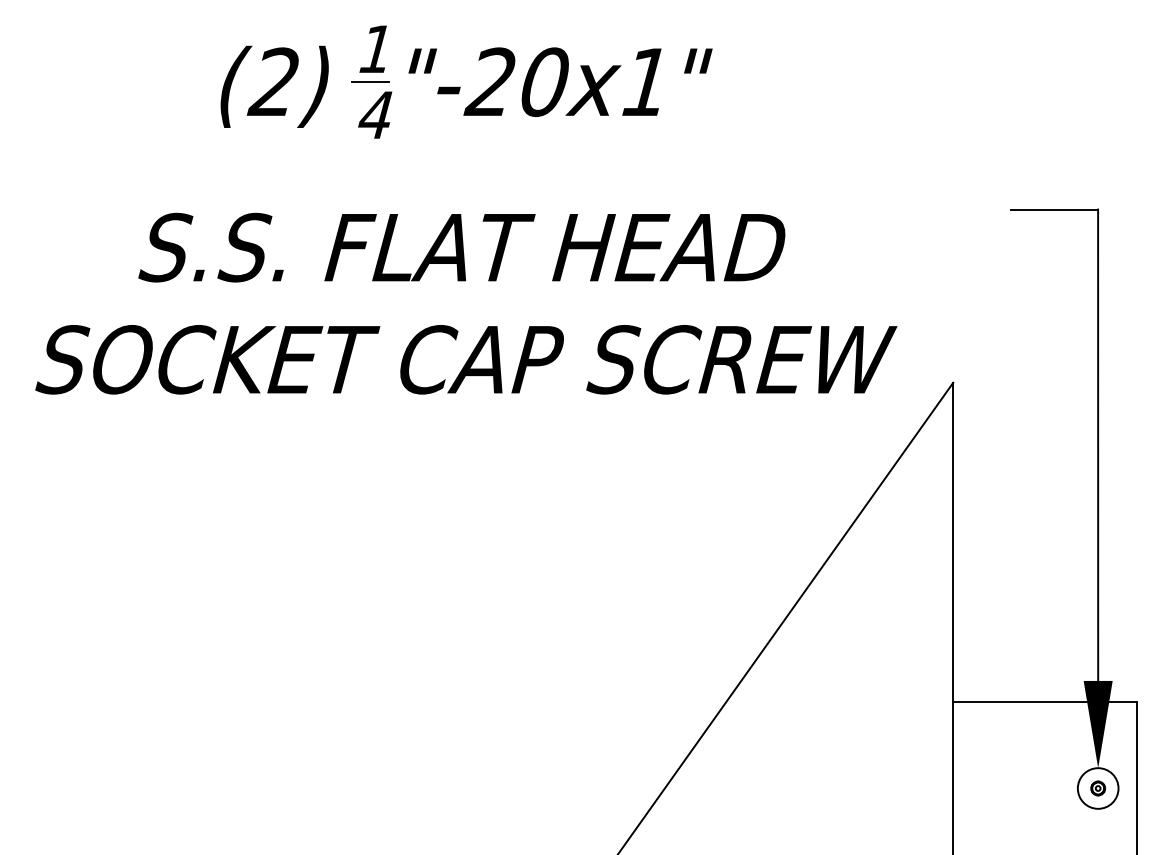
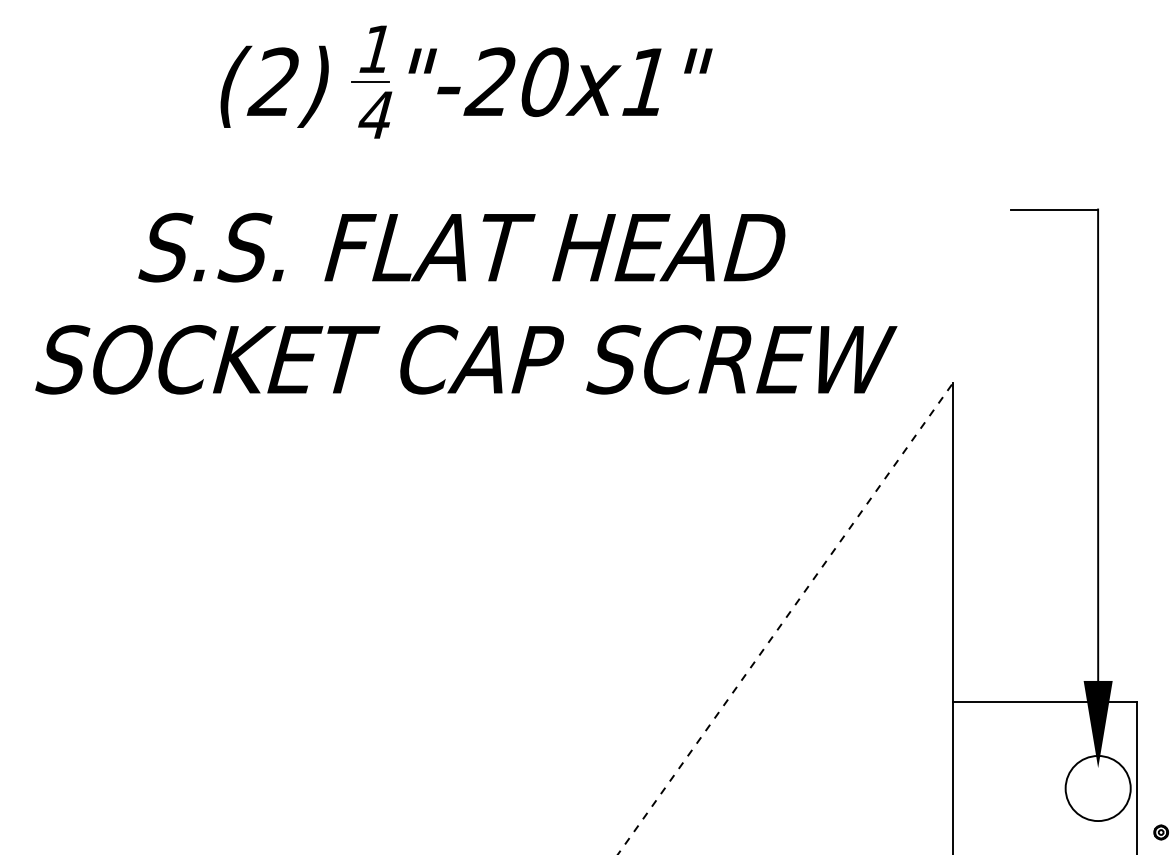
line: solid -> dashed (785, 618)
circle diameter: 41 px -> 65 px (1097, 788)
part position: (1097, 788) -> (1160, 832) (1160, 832)
